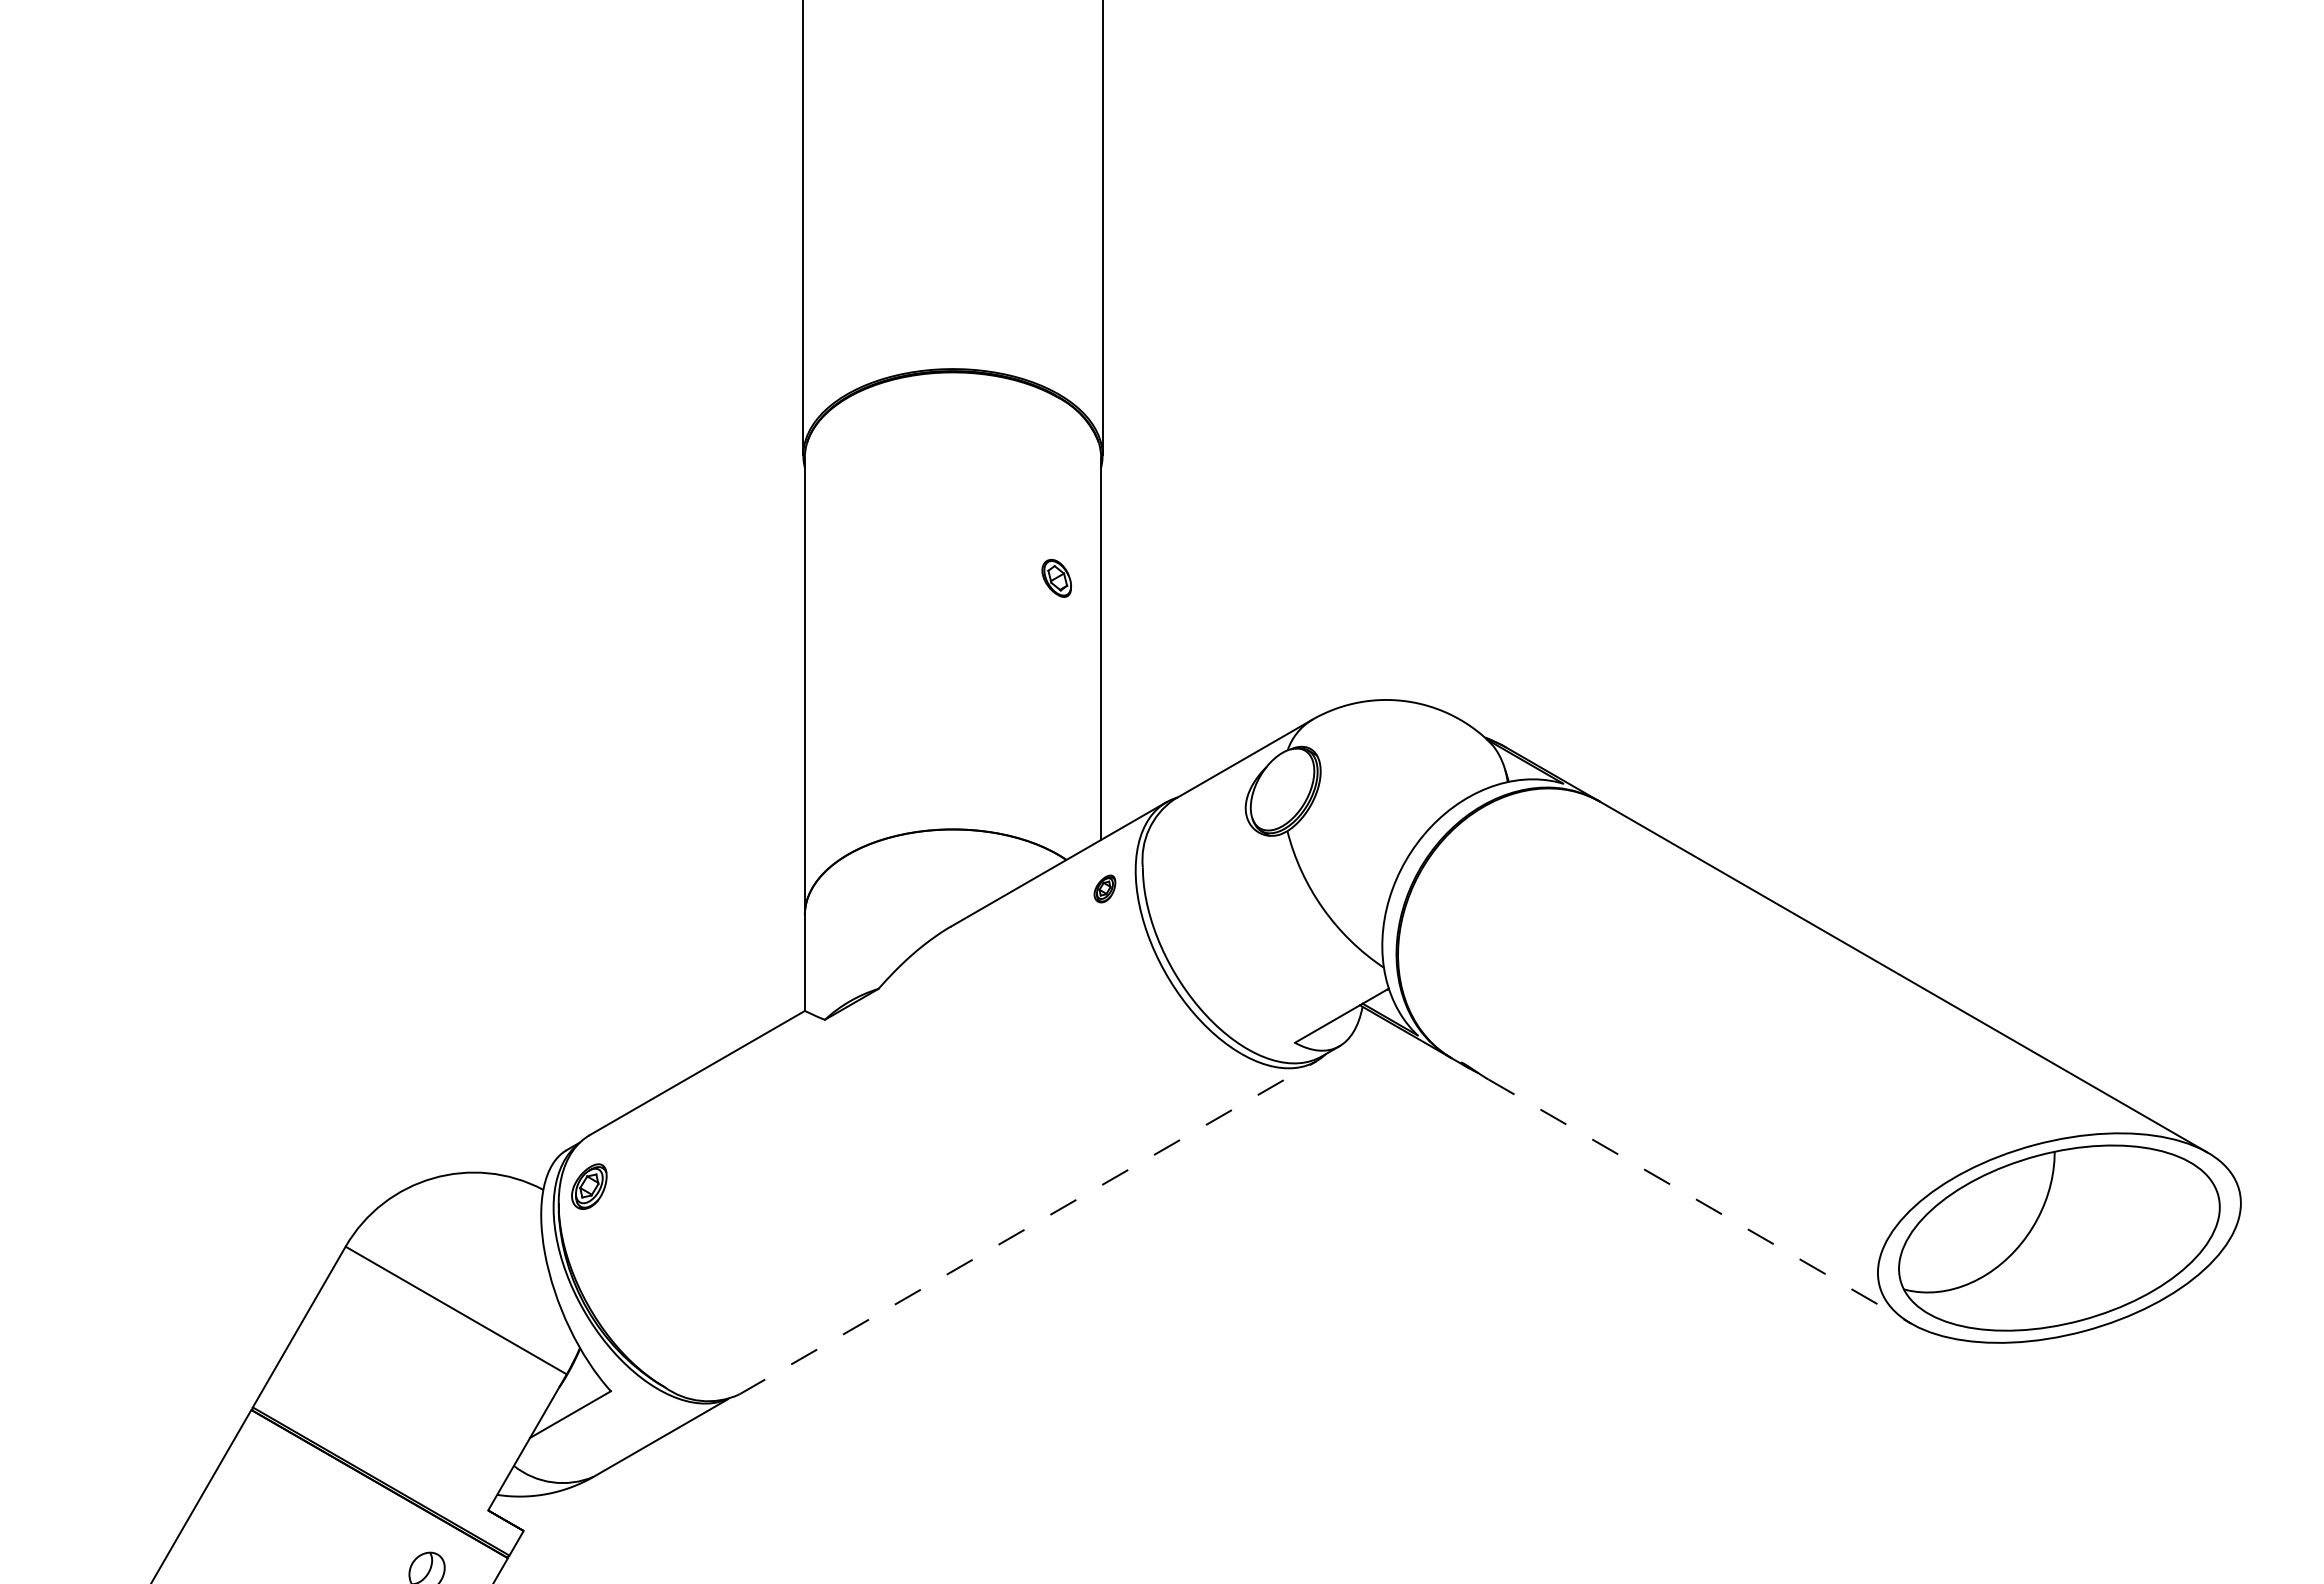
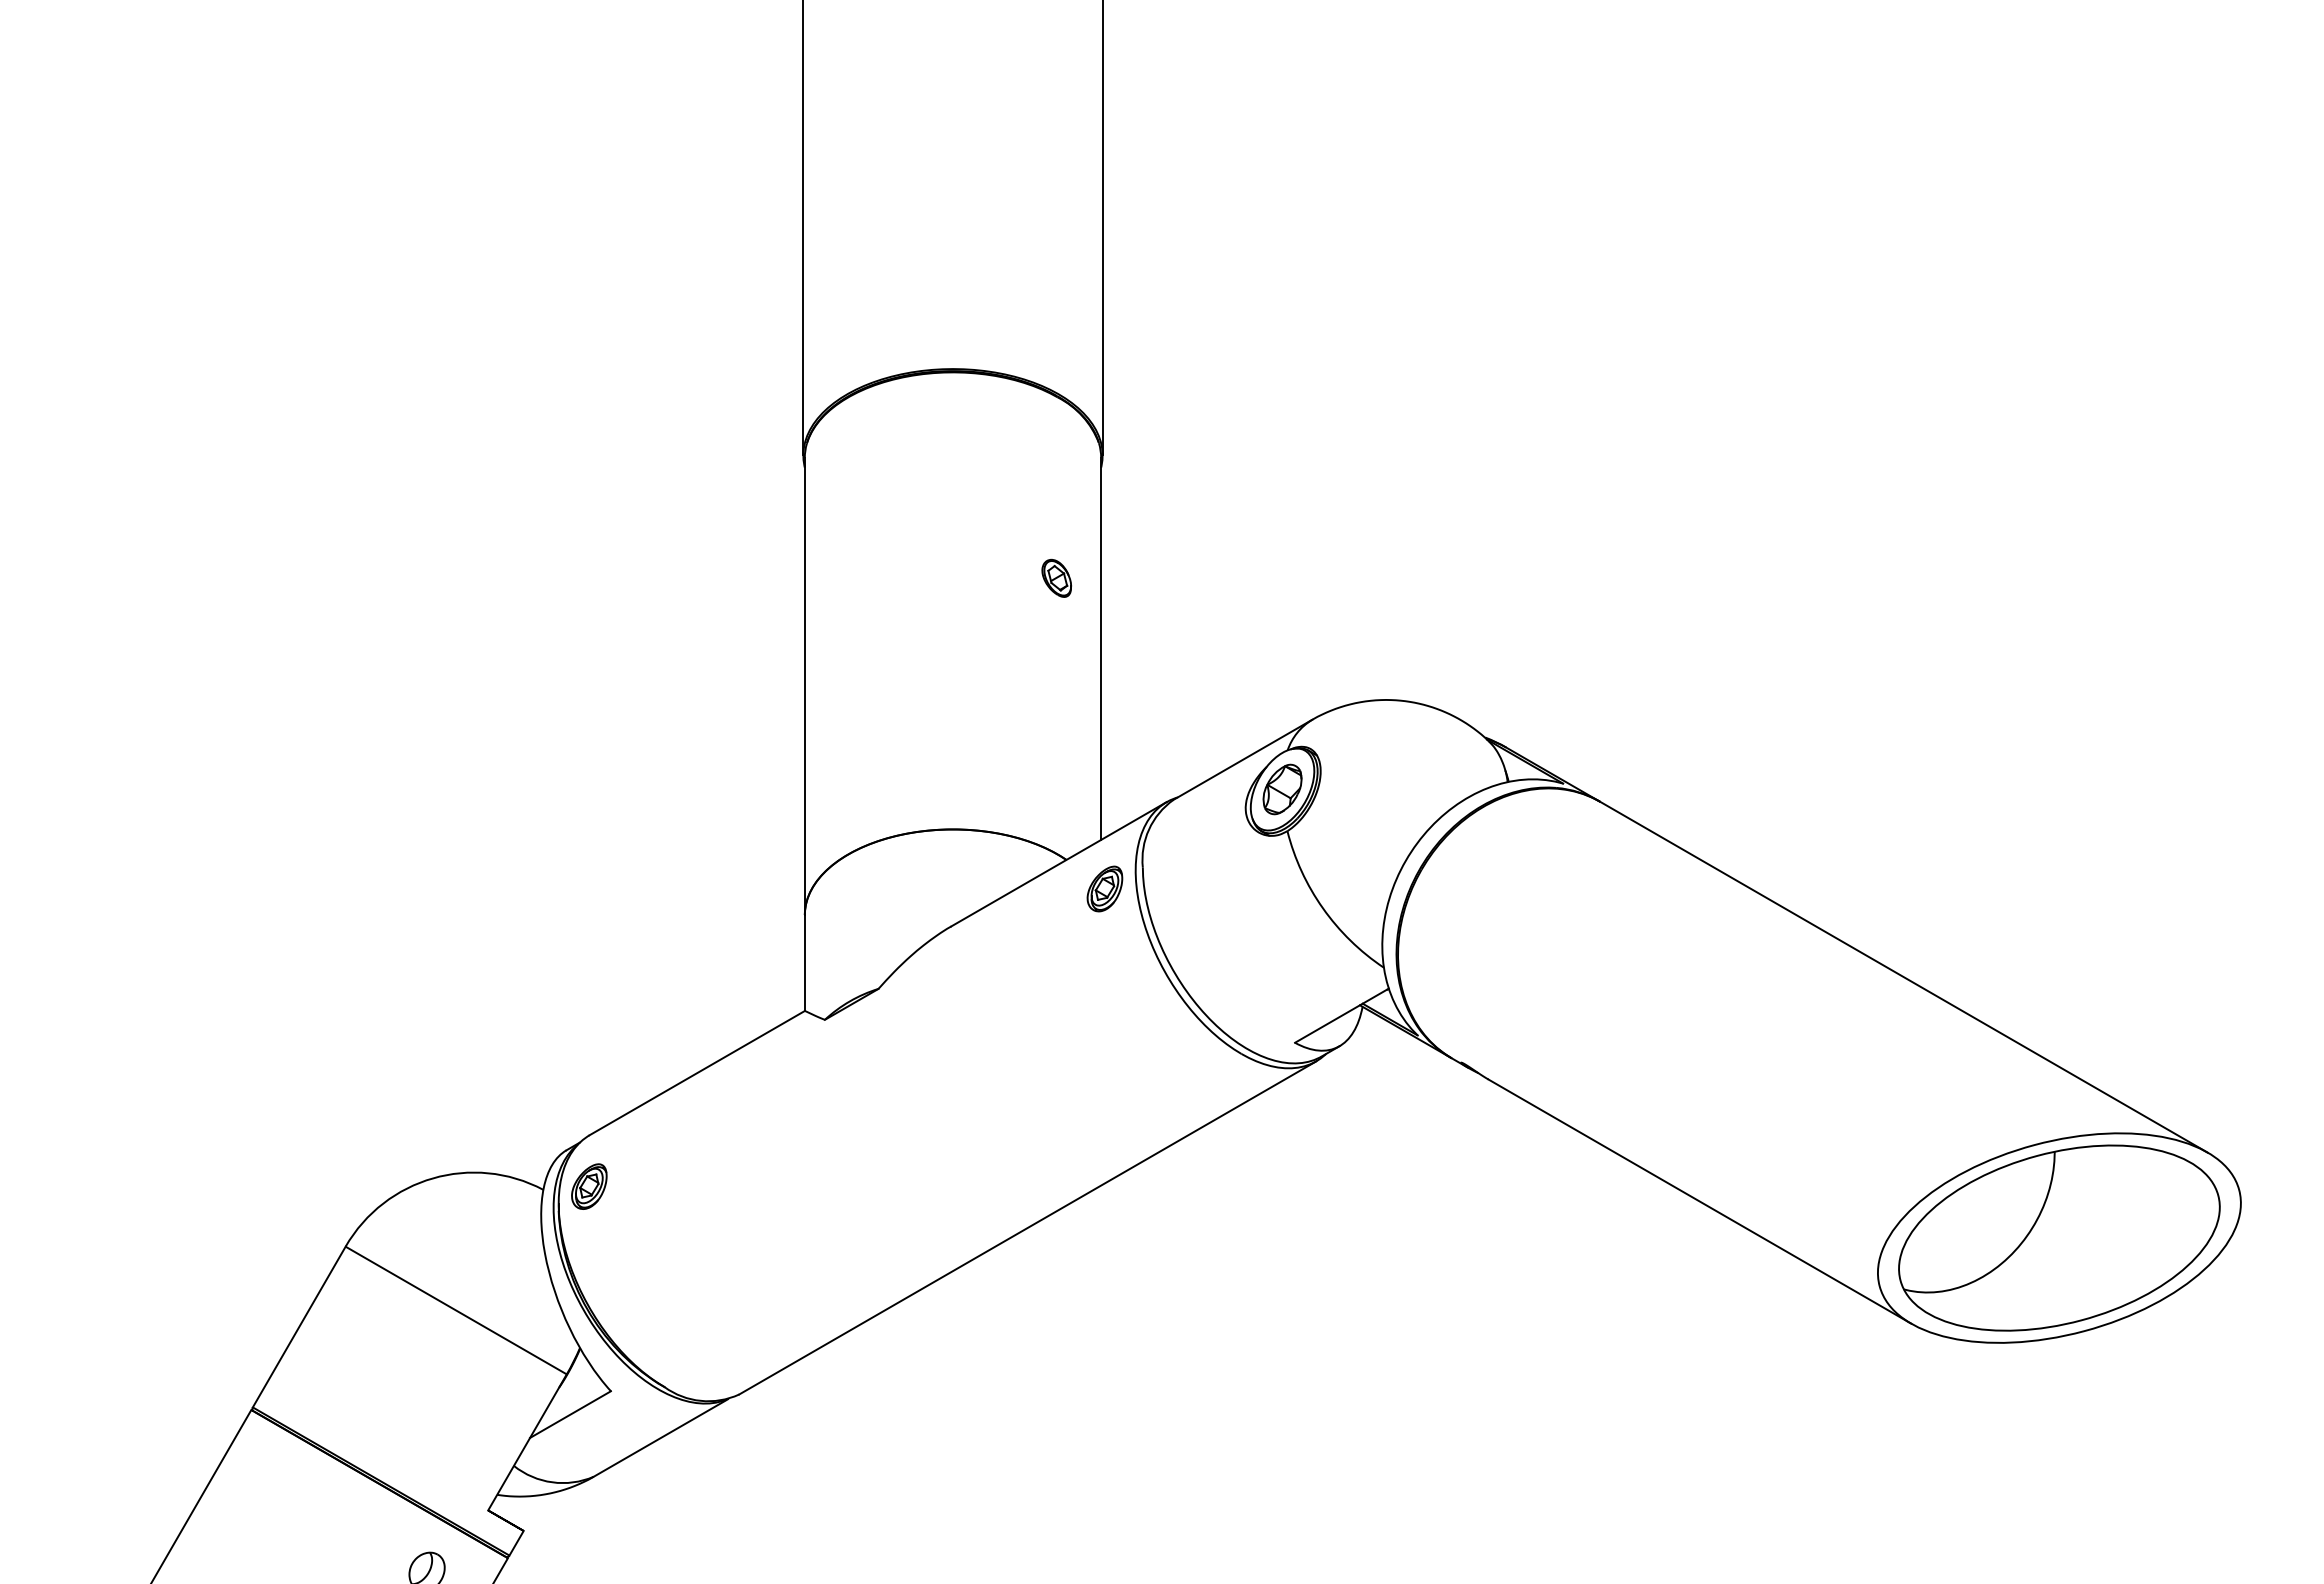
part: none -> present (1282, 789)
part size: 24x30 px -> 38x48 px (1104, 888)
line: dashed -> solid (1700, 1201)
line: dashed -> solid (1028, 1227)
